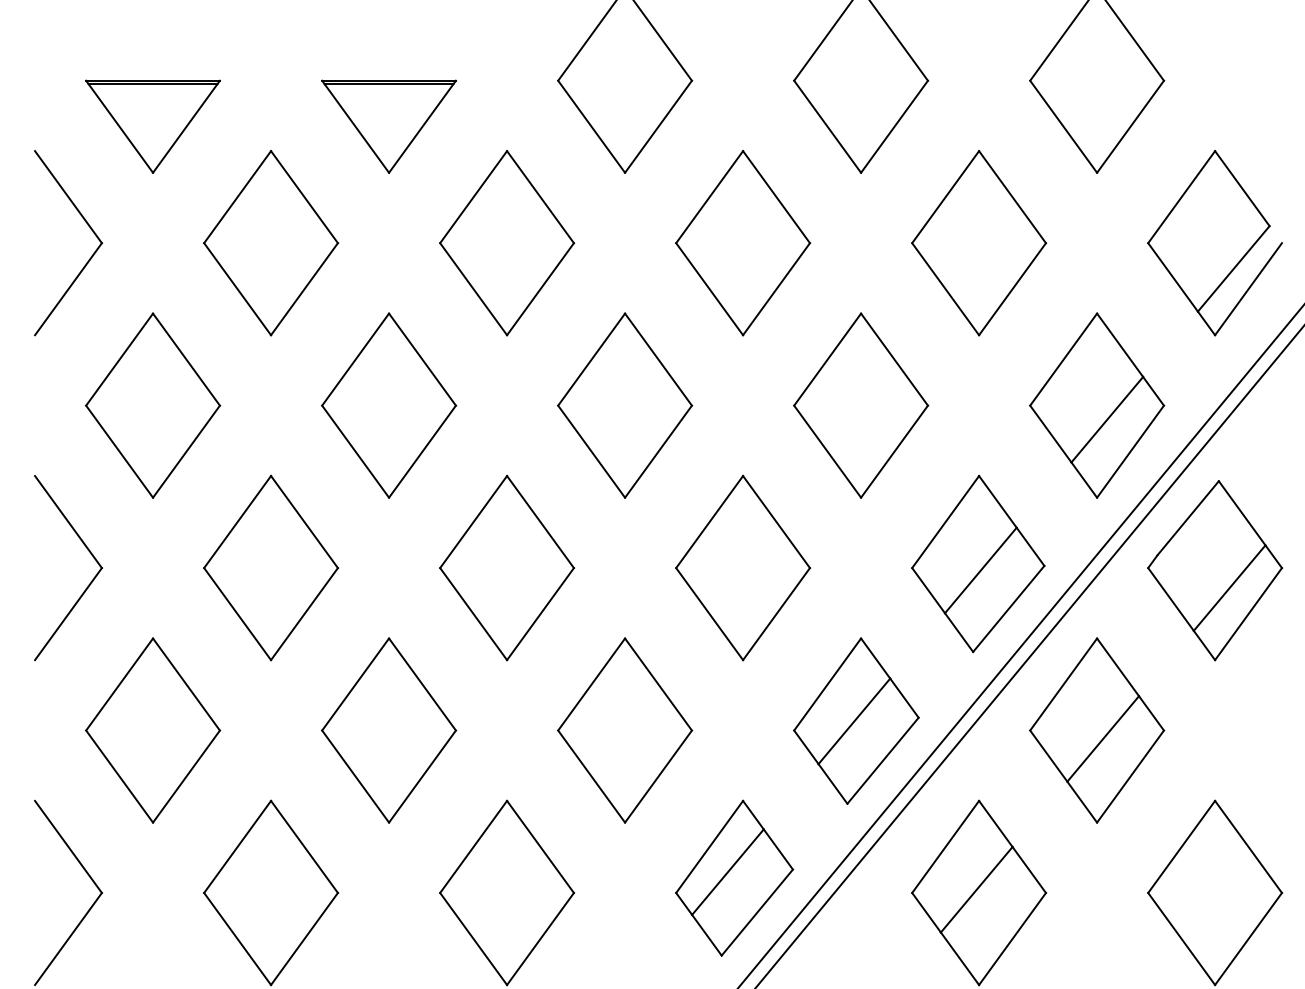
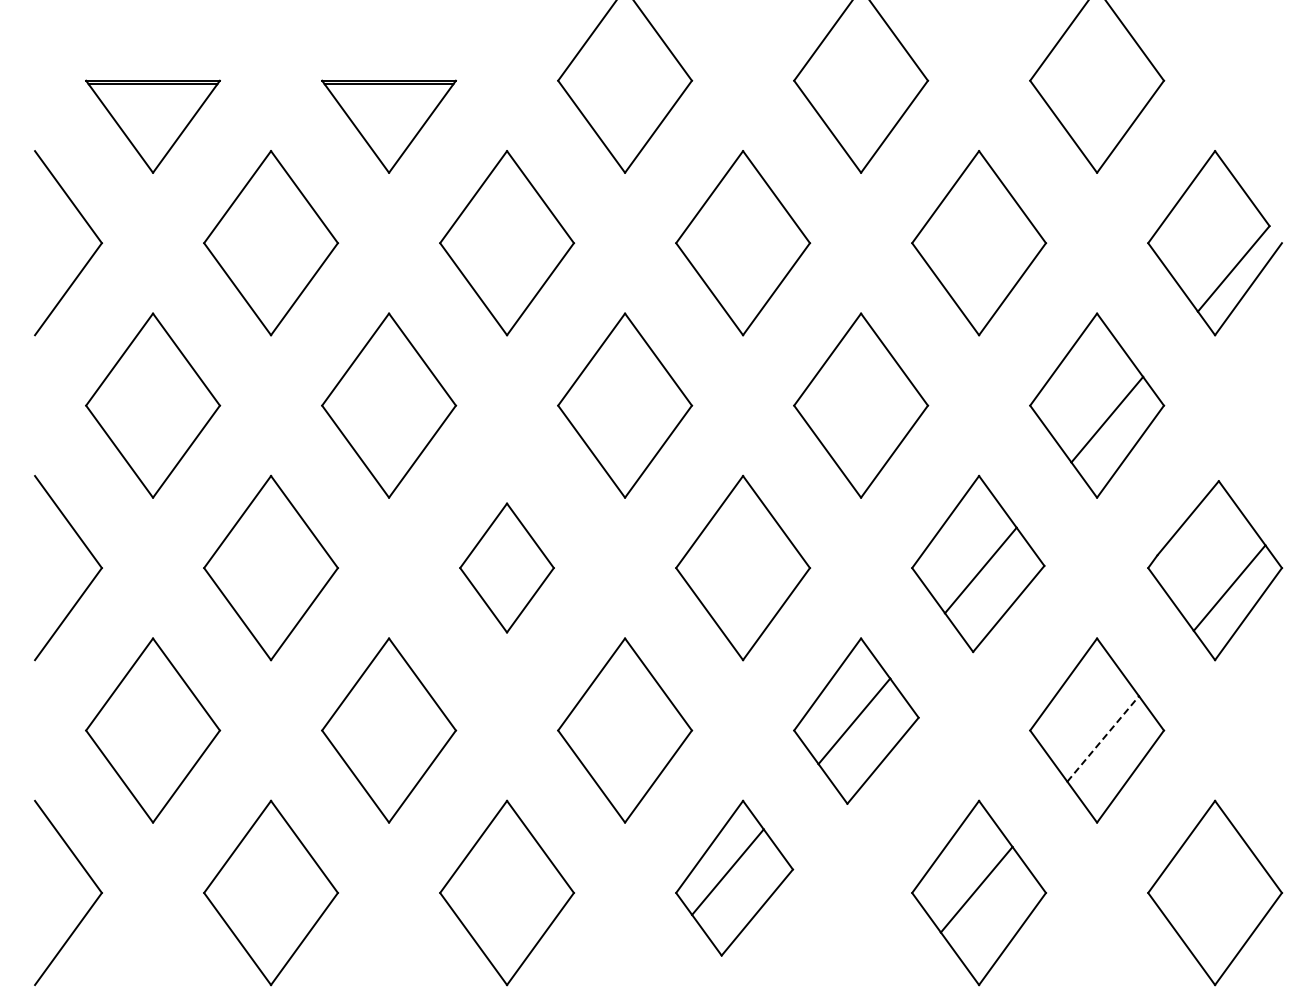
part size: 136x188 px -> 96x132 px (506, 567)
line: present -> none (1020, 646)
line: present -> none (1029, 656)
line: solid -> dashed (1103, 738)
